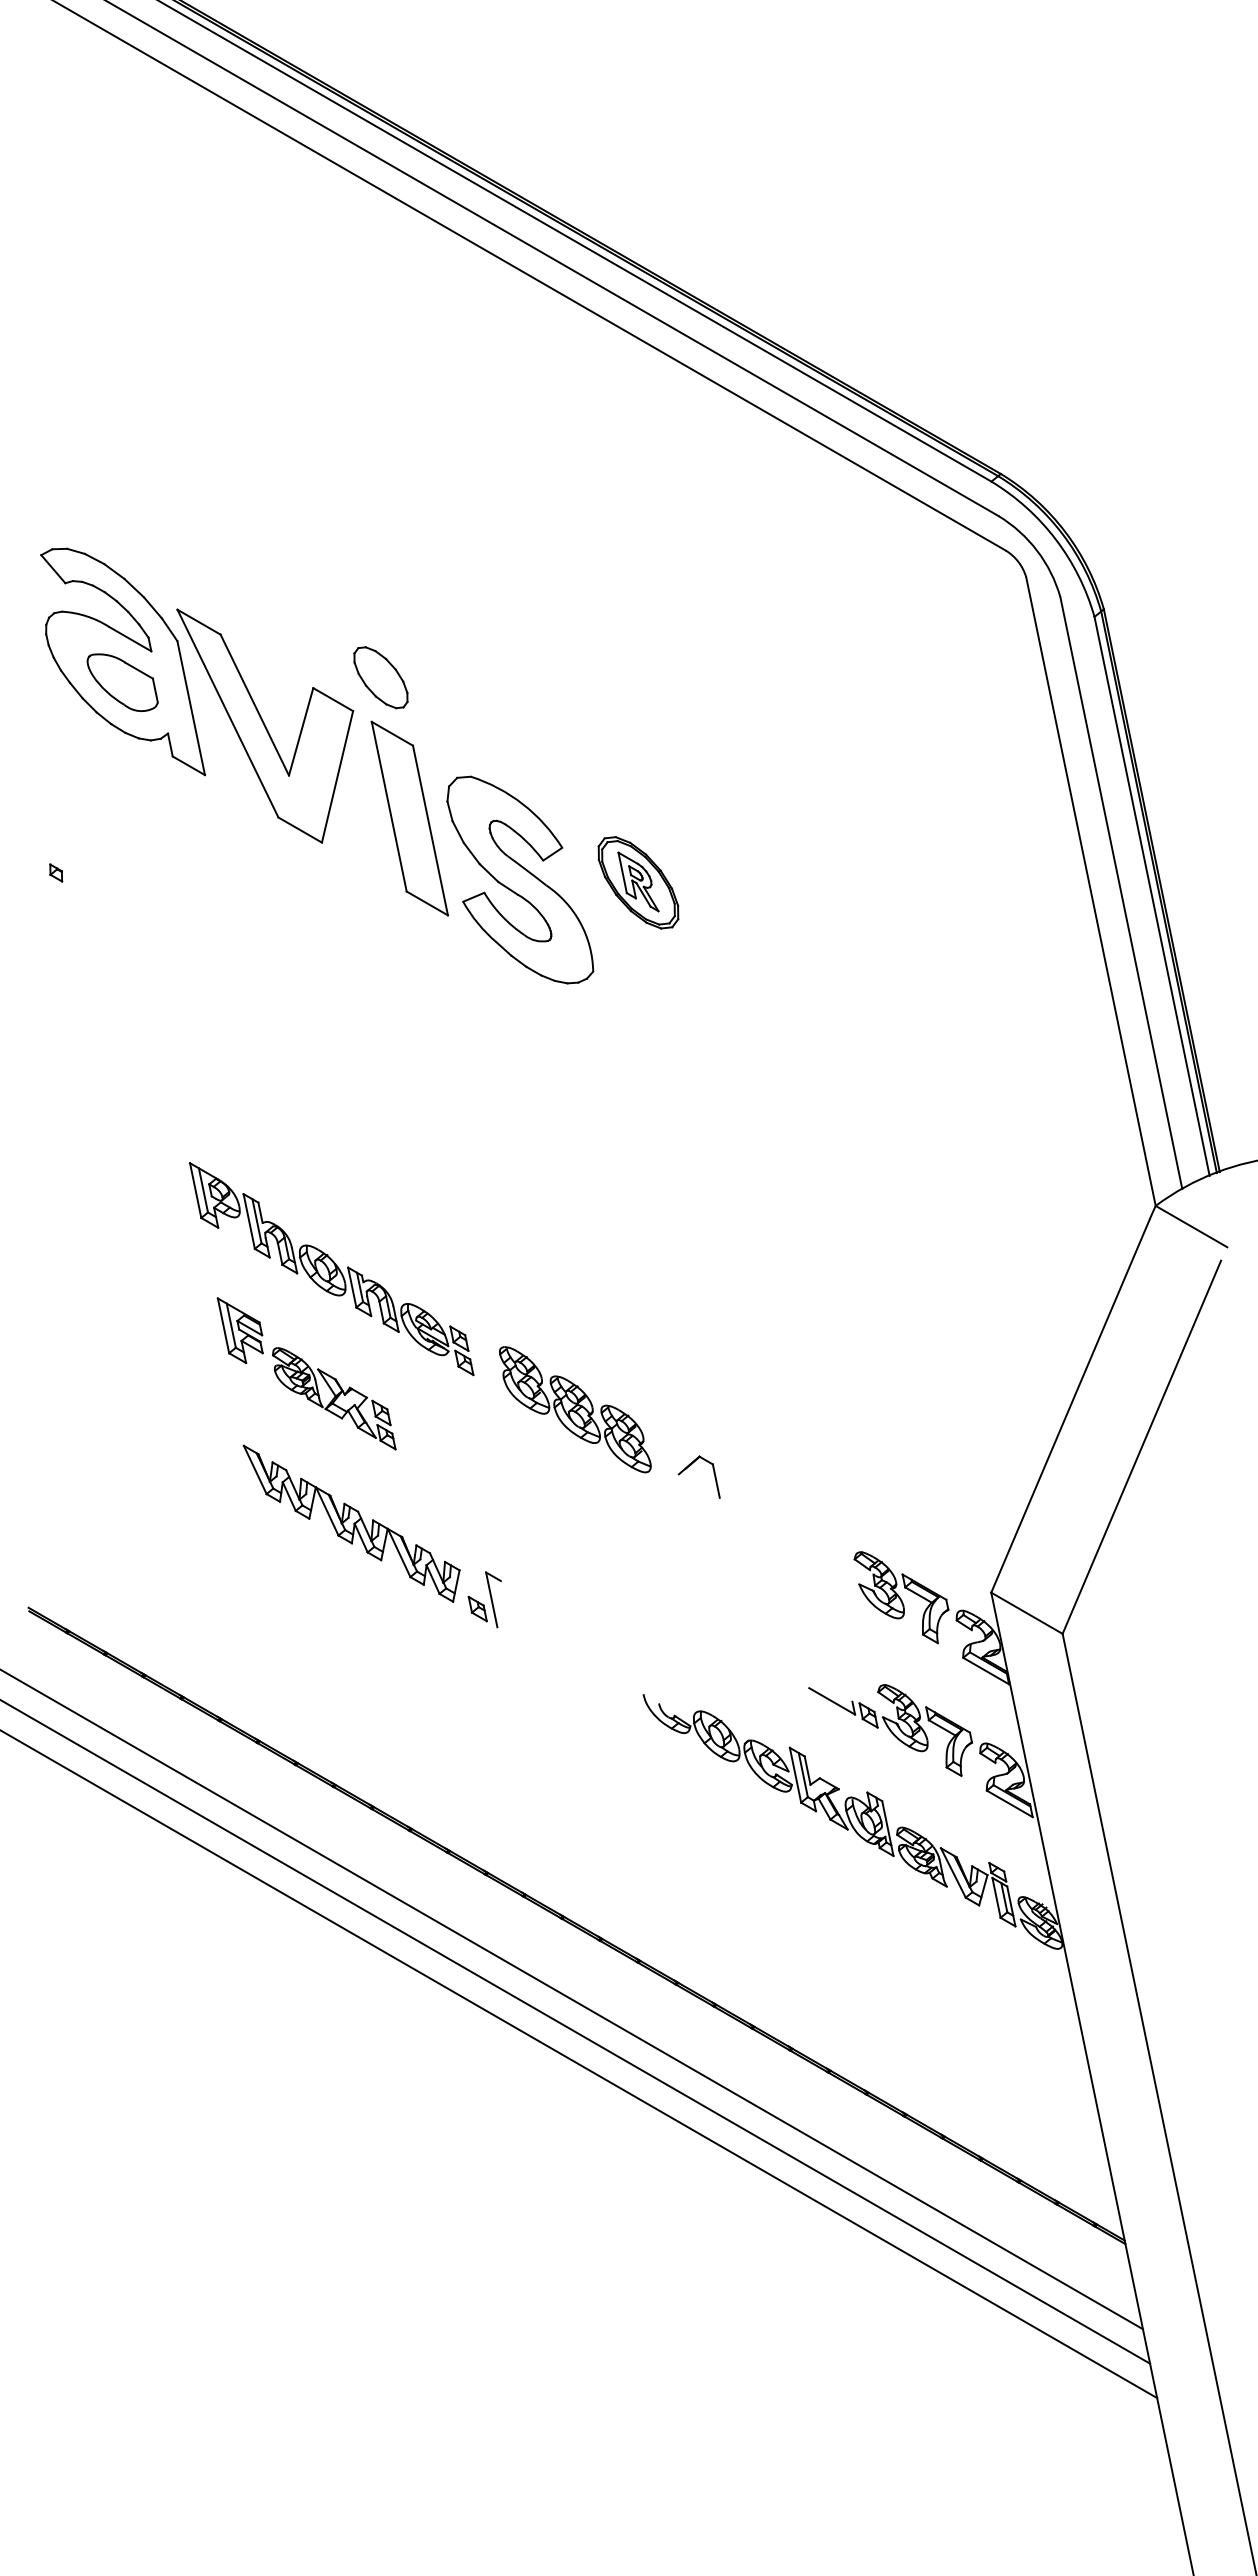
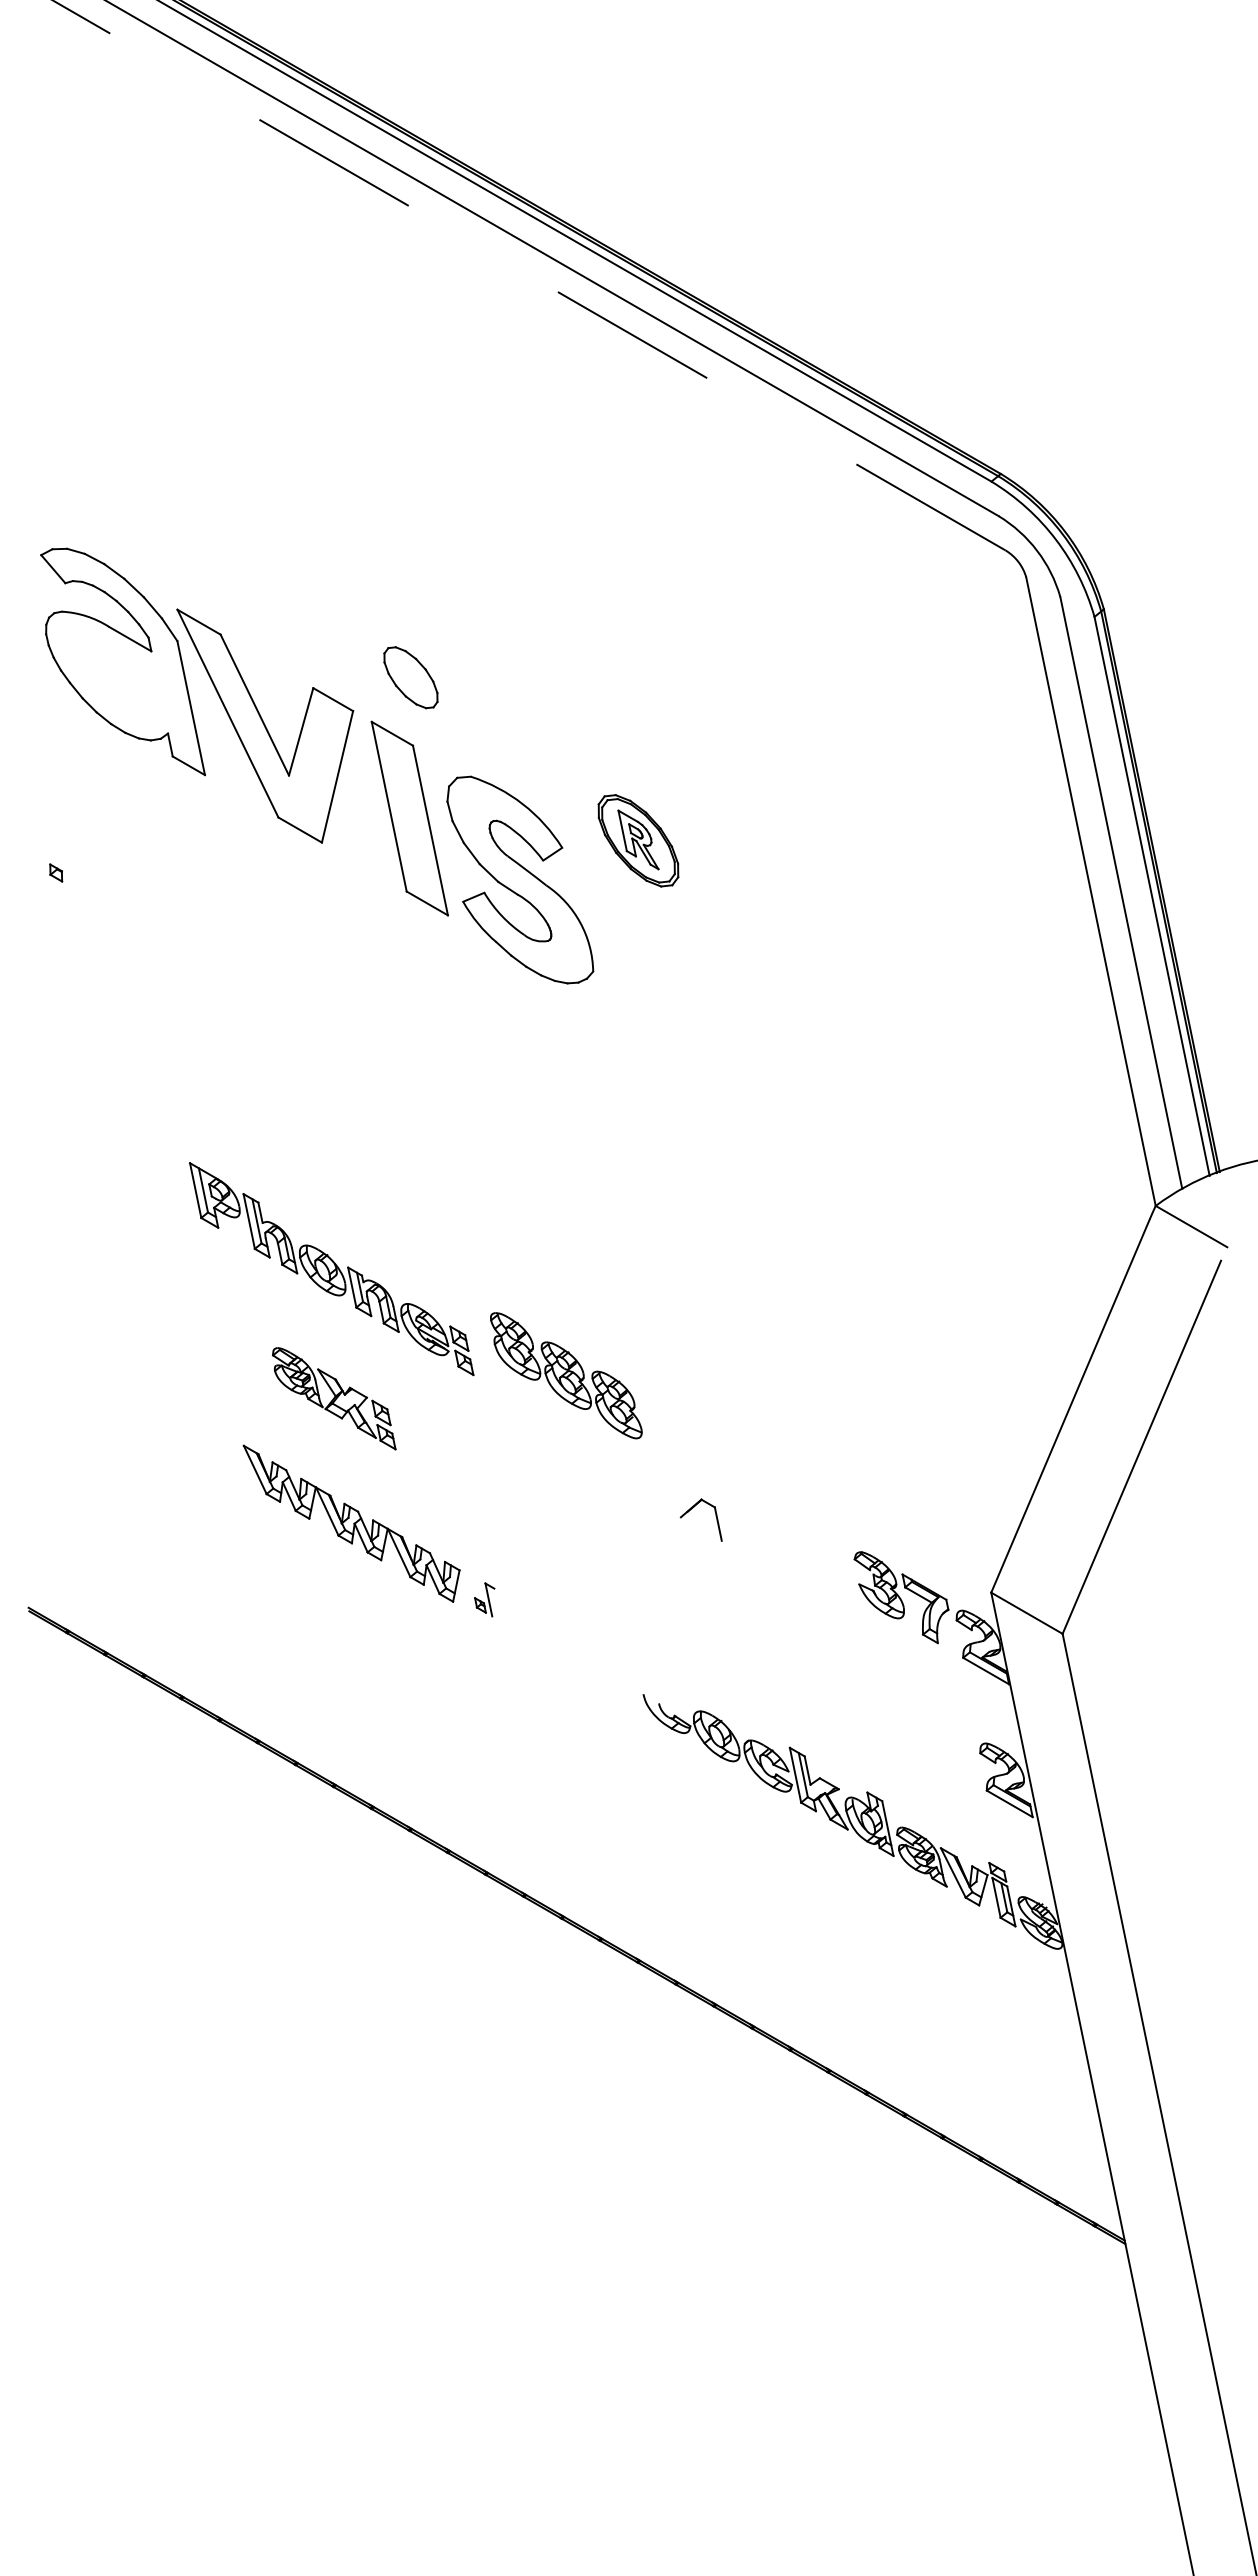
line: solid -> dashed (528, 275)
part position: (380, 677) -> (410, 677) (410, 677)
part: present -> none (122, 682)
part position: (638, 882) -> (638, 840) (638, 840)
part: present -> none (239, 1330)
part position: (575, 1409) -> (566, 1375) (566, 1375)
part position: (691, 1465) -> (693, 1508) (693, 1508)
part size: 35x58 px -> 22x36 px (484, 1599)
part: present -> none (890, 1730)
line: present -> none (572, 1999)
line: present -> none (576, 2032)
line: present -> none (579, 2064)
